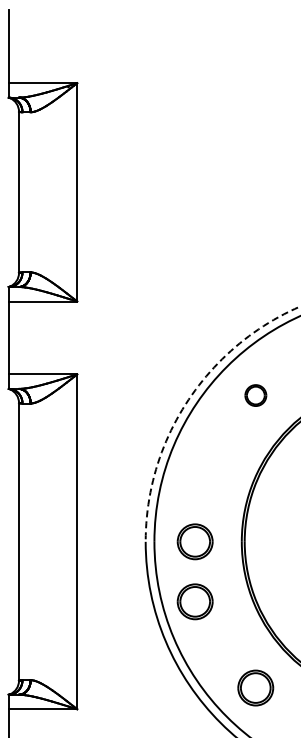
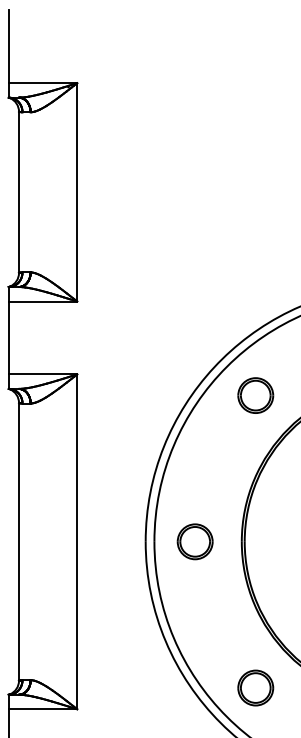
part size: 24x23 px -> 38x37 px (255, 395)
arc: dashed -> solid (187, 402)
part: present -> none (194, 601)
